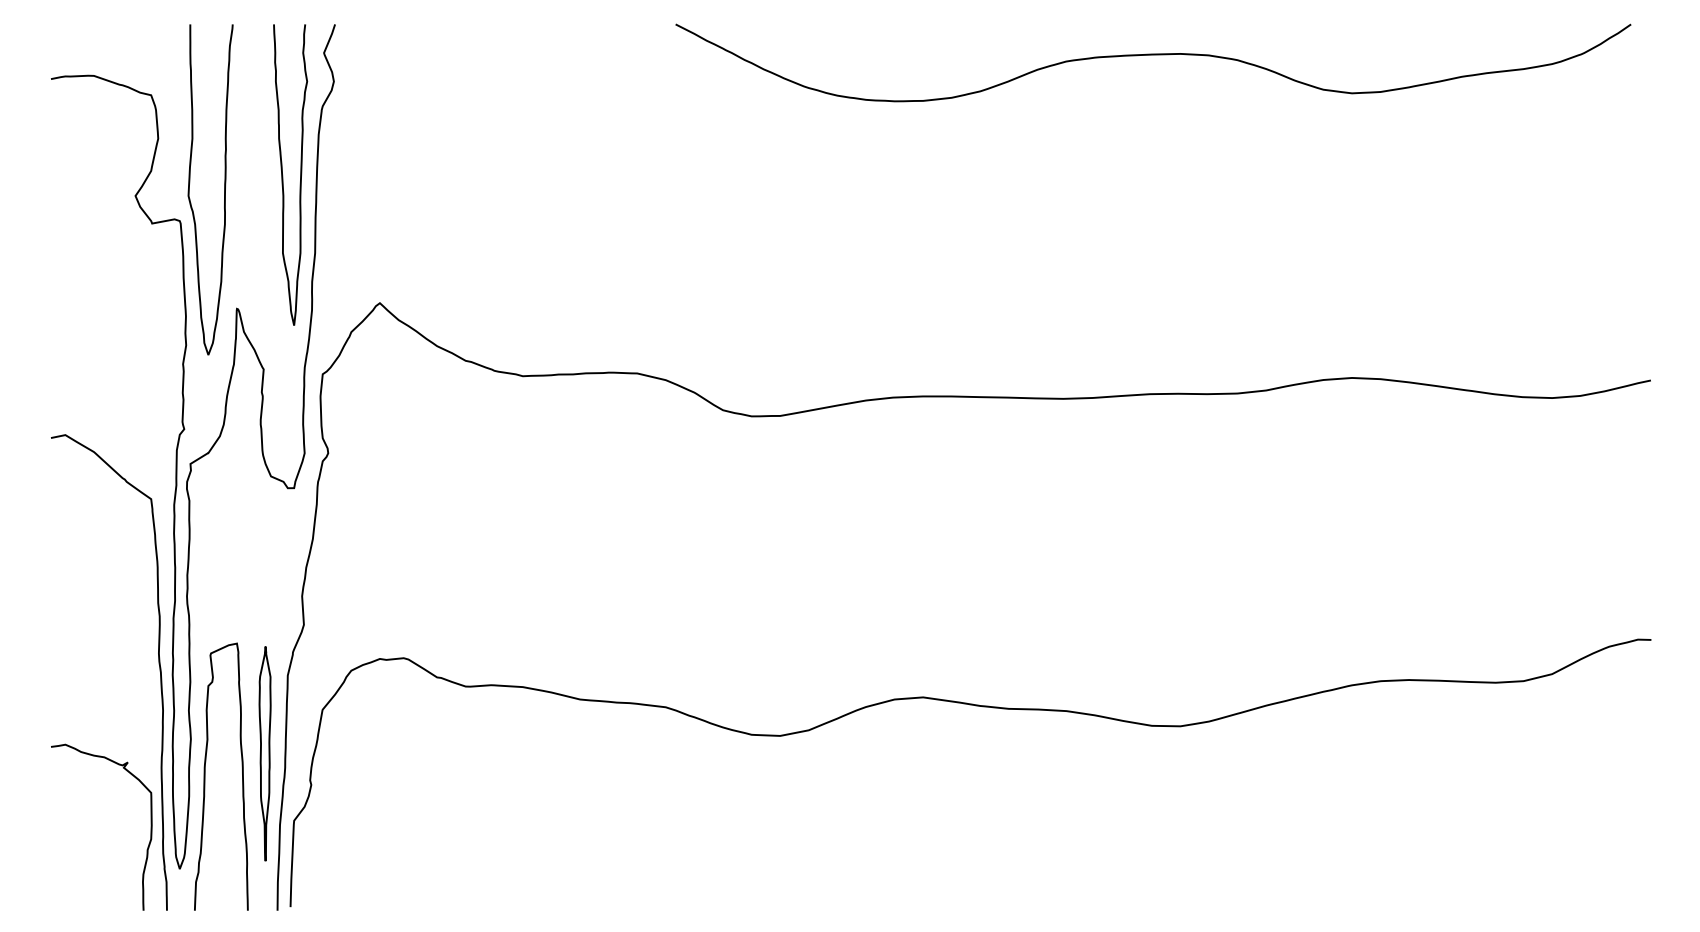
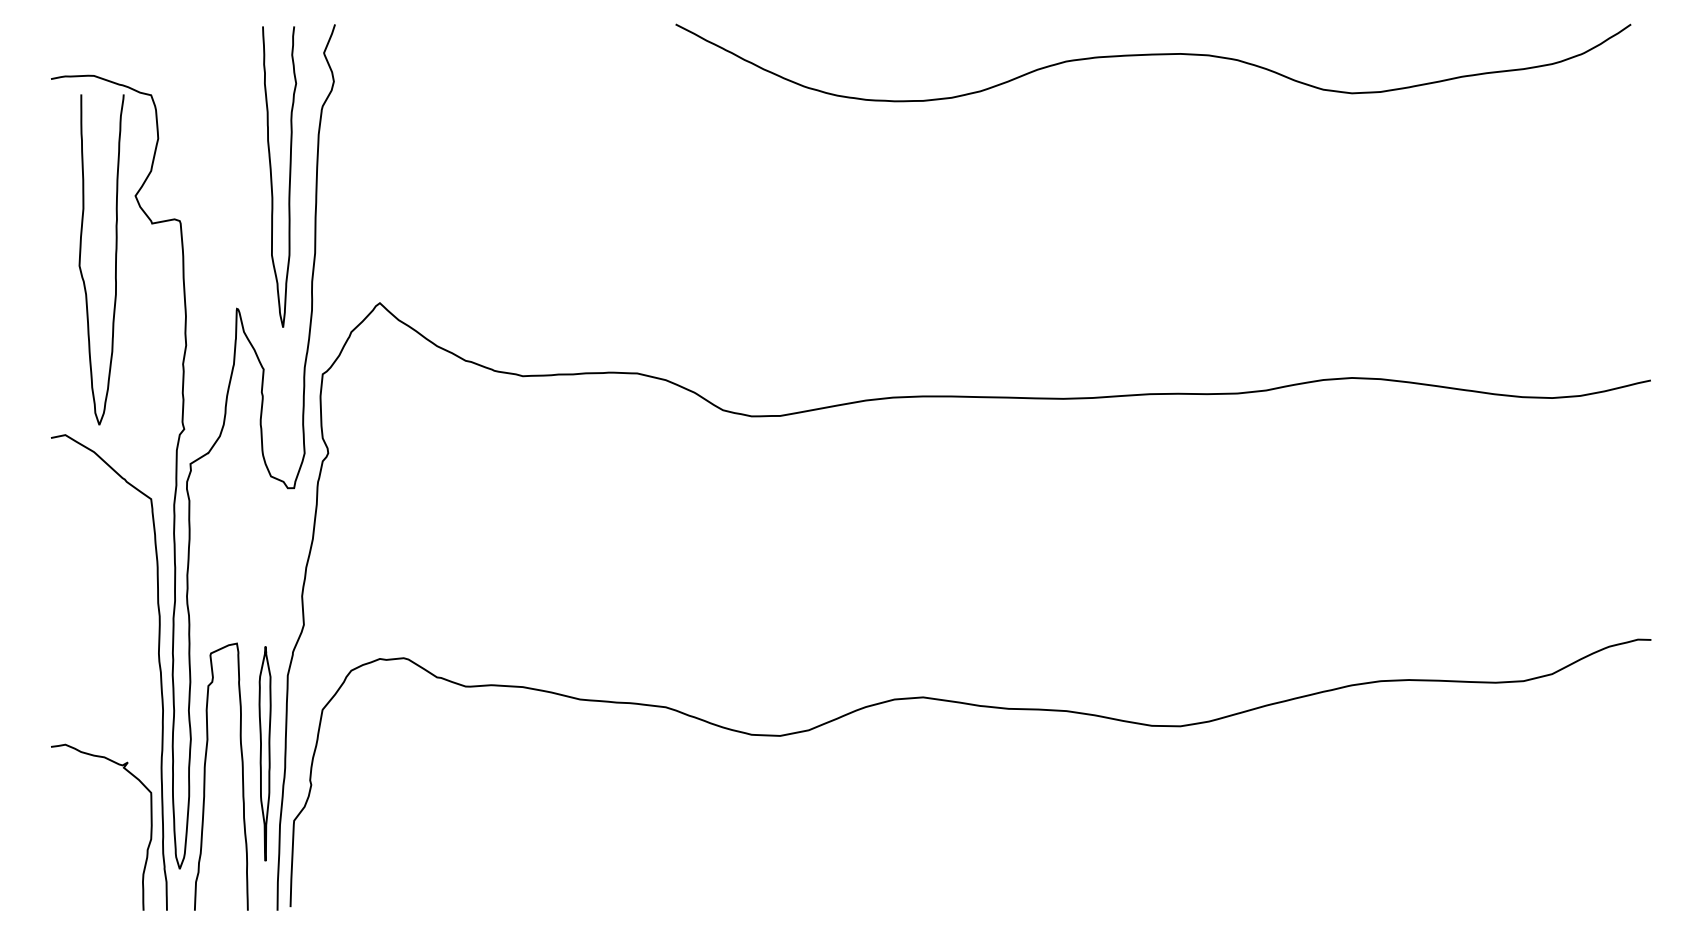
curve position: (283, 175) -> (272, 177) (272, 177)
curve position: (224, 189) -> (115, 259) (115, 259)
